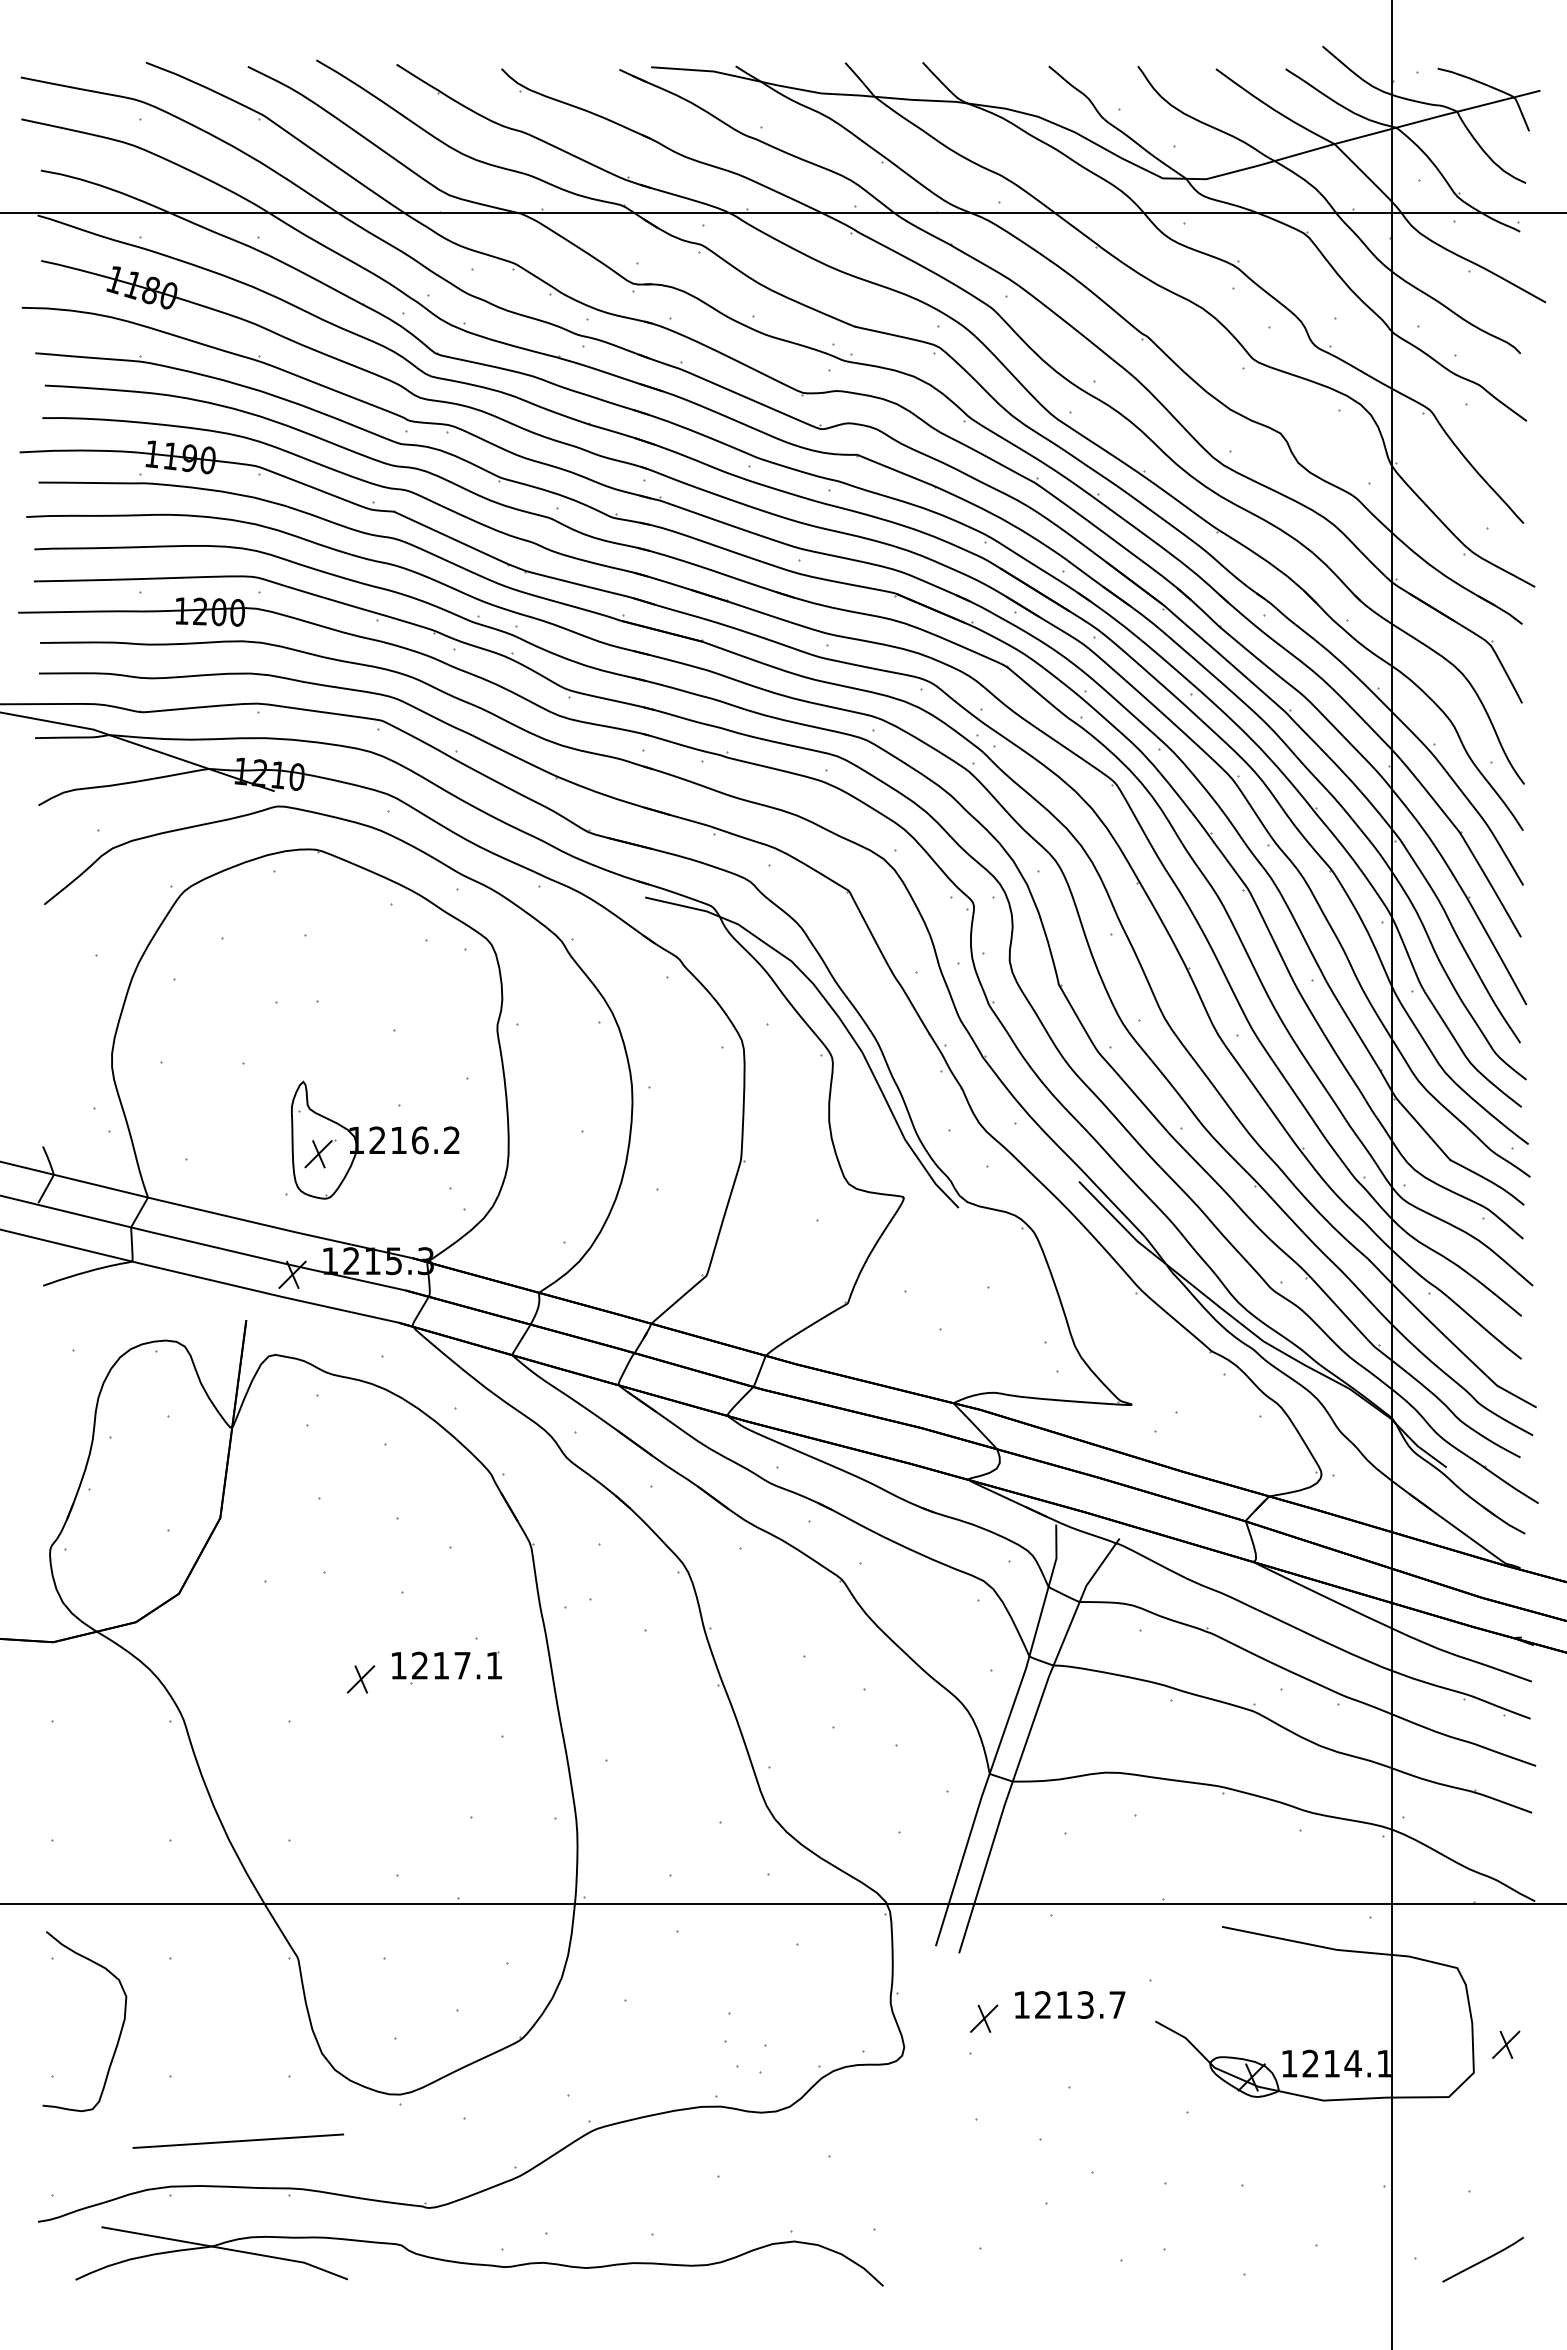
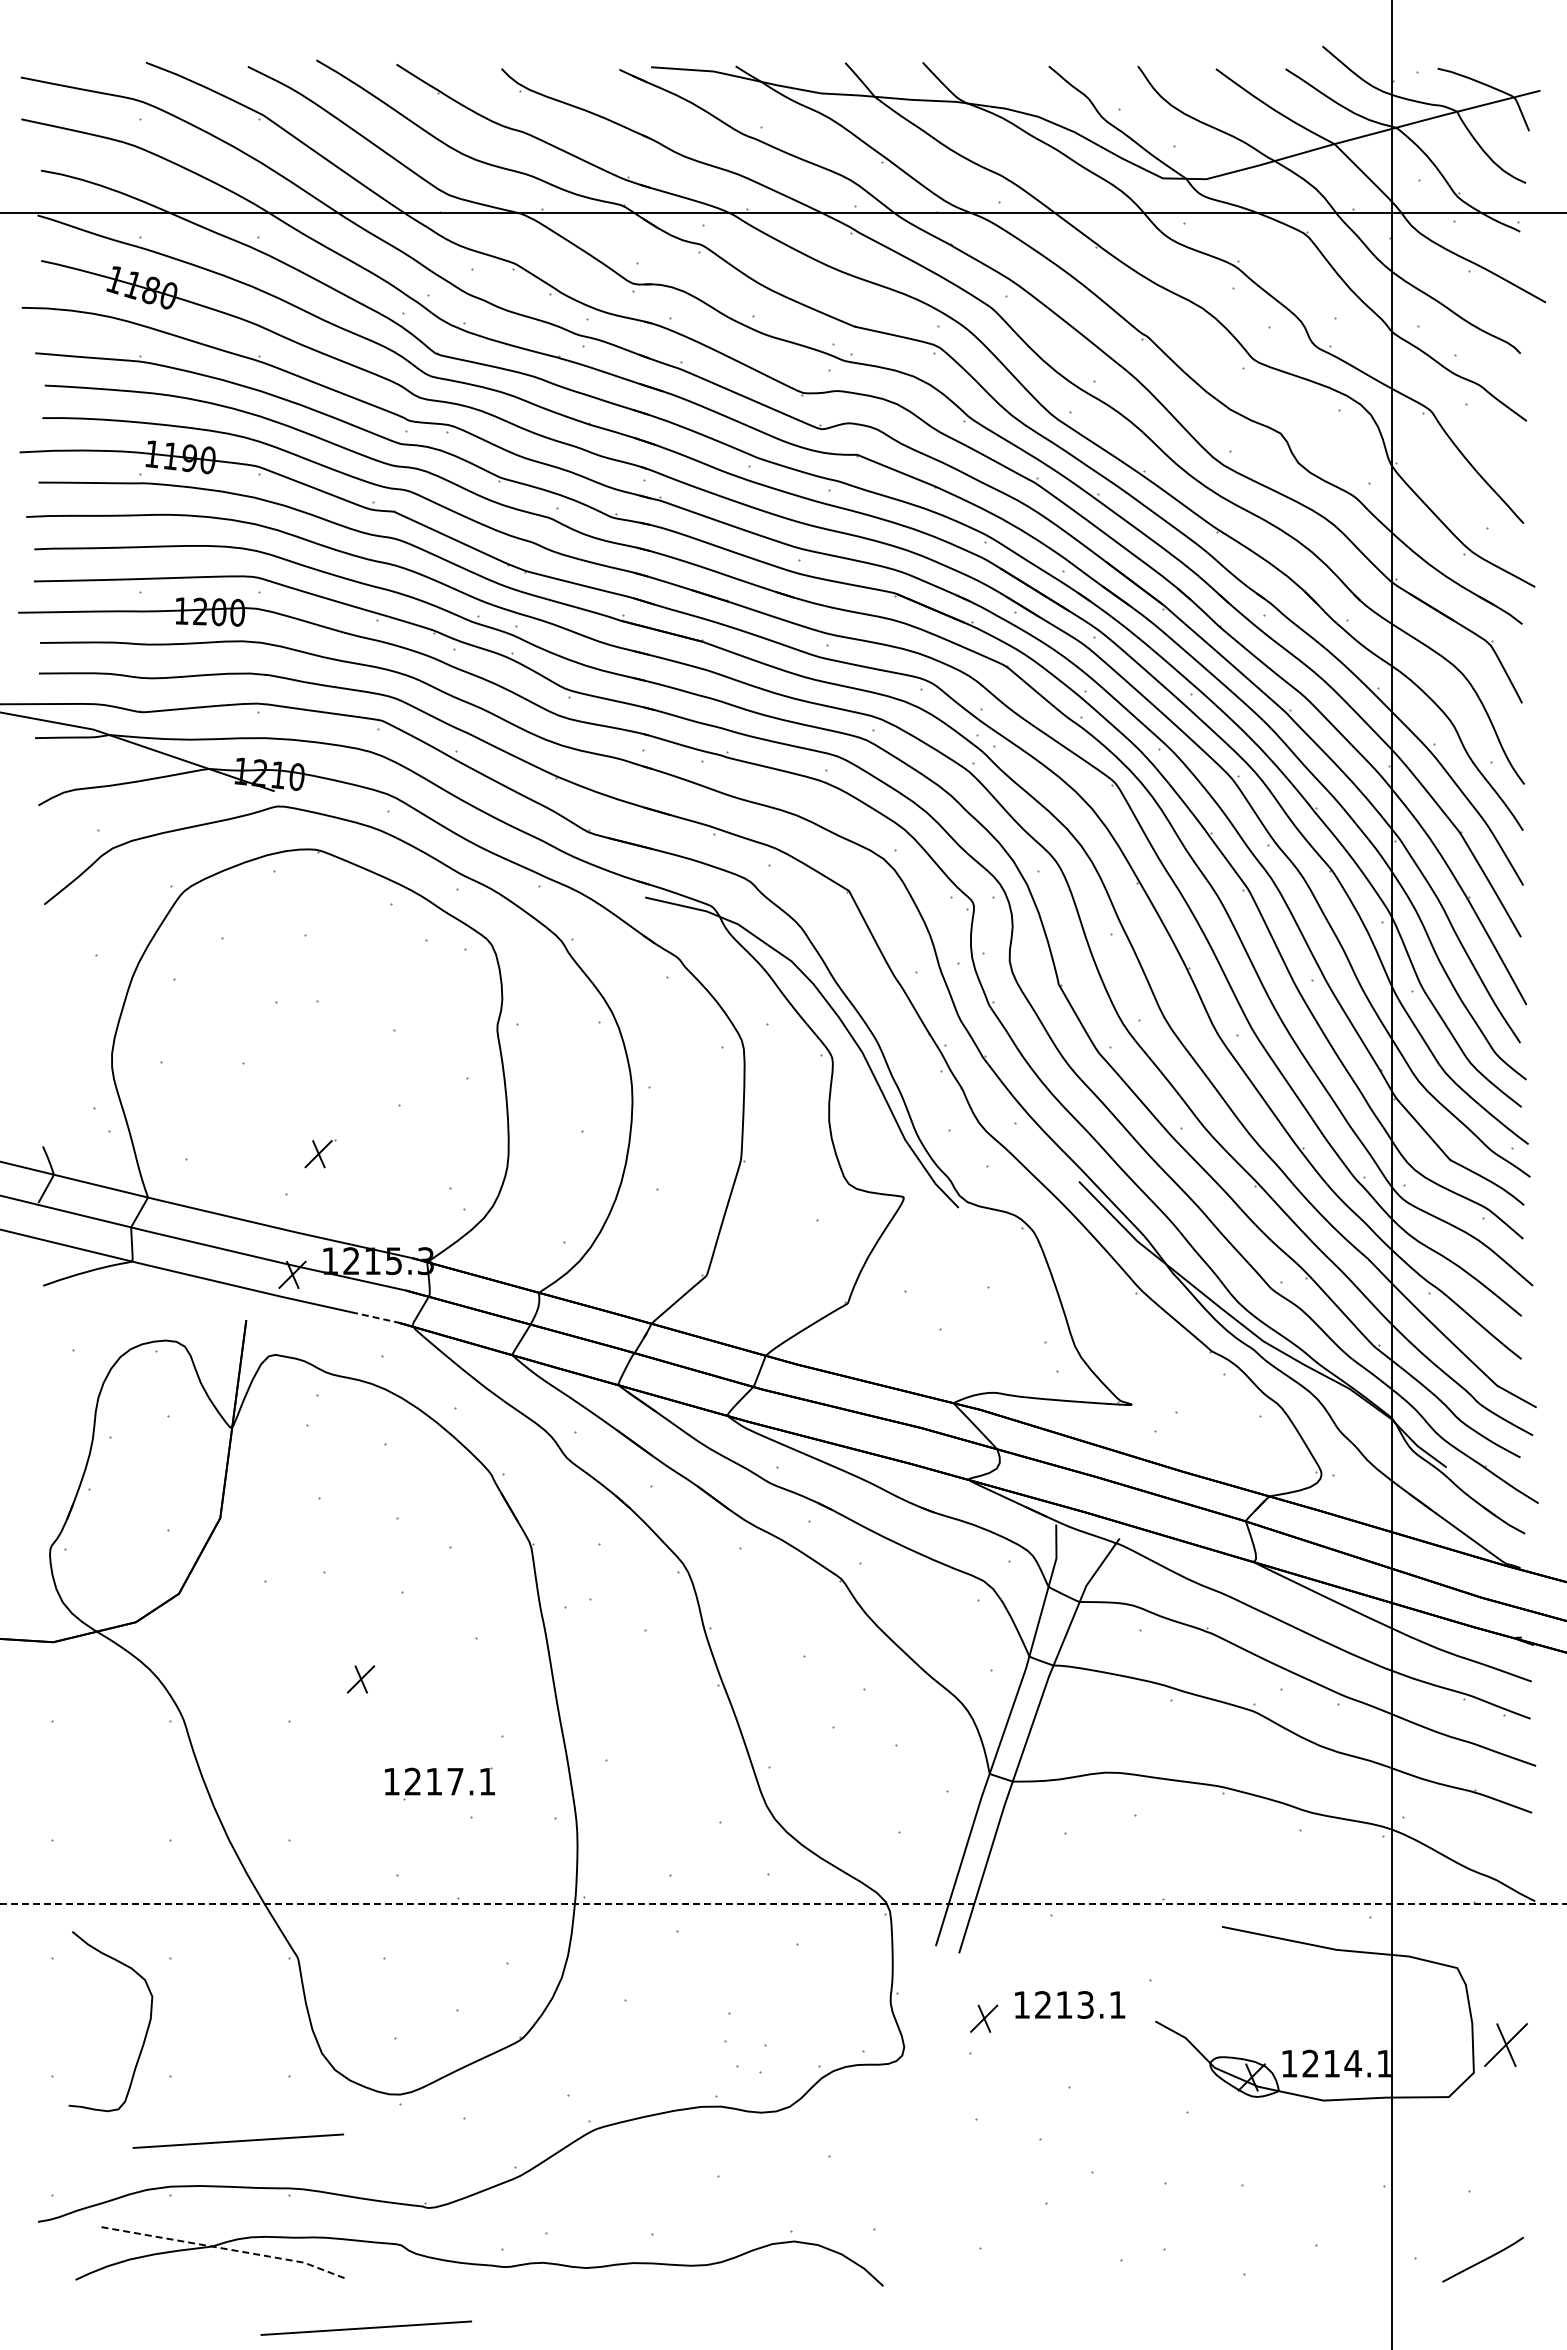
part: present -> none (374, 1139)
line: solid -> dashed (375, 1317)
part position: (446, 1667) -> (439, 1783) (439, 1783)
line: solid -> dashed (783, 1904)
text: 1213.7 -> 1213.1 (1117, 2004)
curve position: (120, 2029) -> (146, 2029) (146, 2029)
part size: 29x29 px -> 44x45 px (1505, 2045)
line: solid -> dashed (226, 2249)
line: none -> present (366, 2327)
